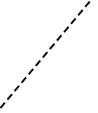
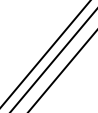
line: dashed -> solid (45, 54)
line: none -> present (53, 60)
line: none -> present (62, 70)
